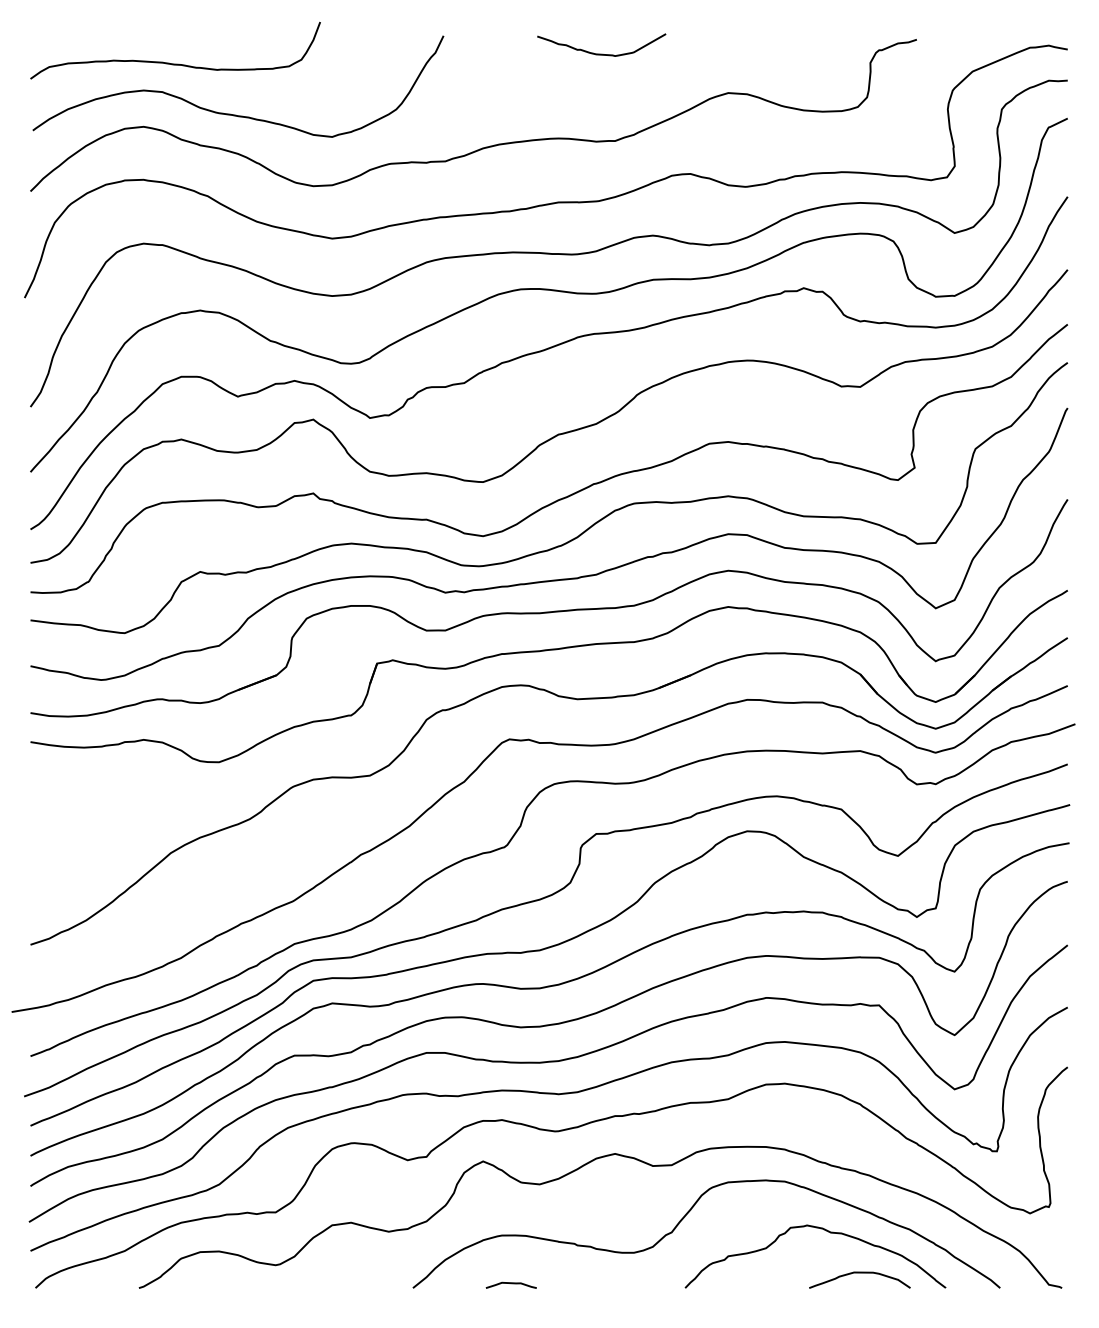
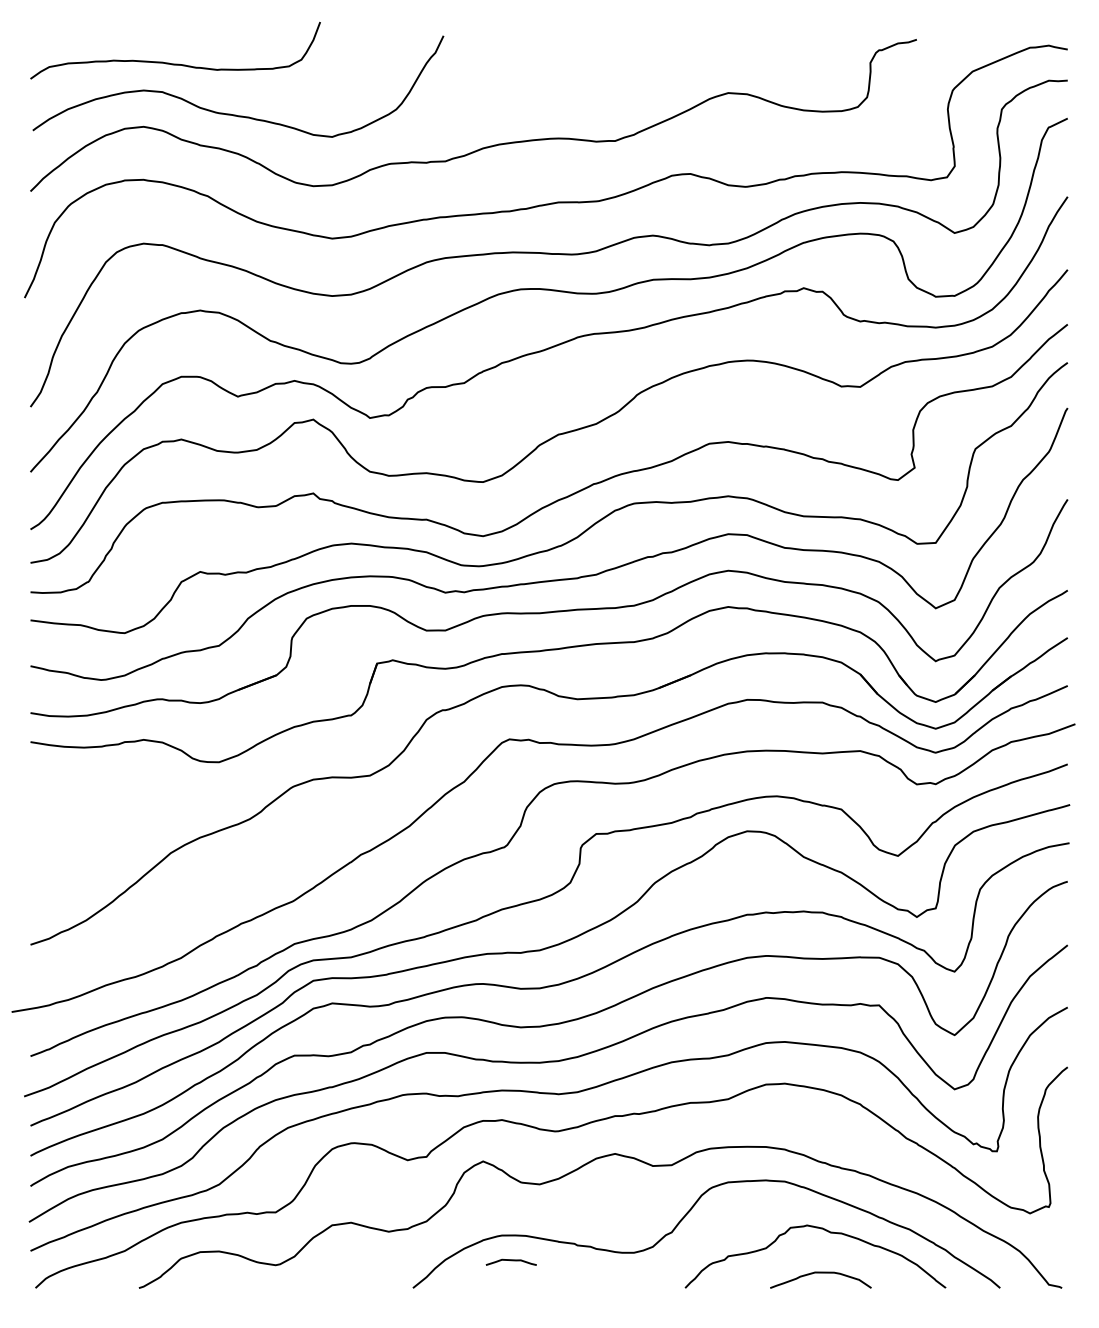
curve: present -> none (601, 53)
curve position: (859, 1273) -> (820, 1273) (820, 1273)
curve position: (510, 1284) -> (510, 1261) (510, 1261)
